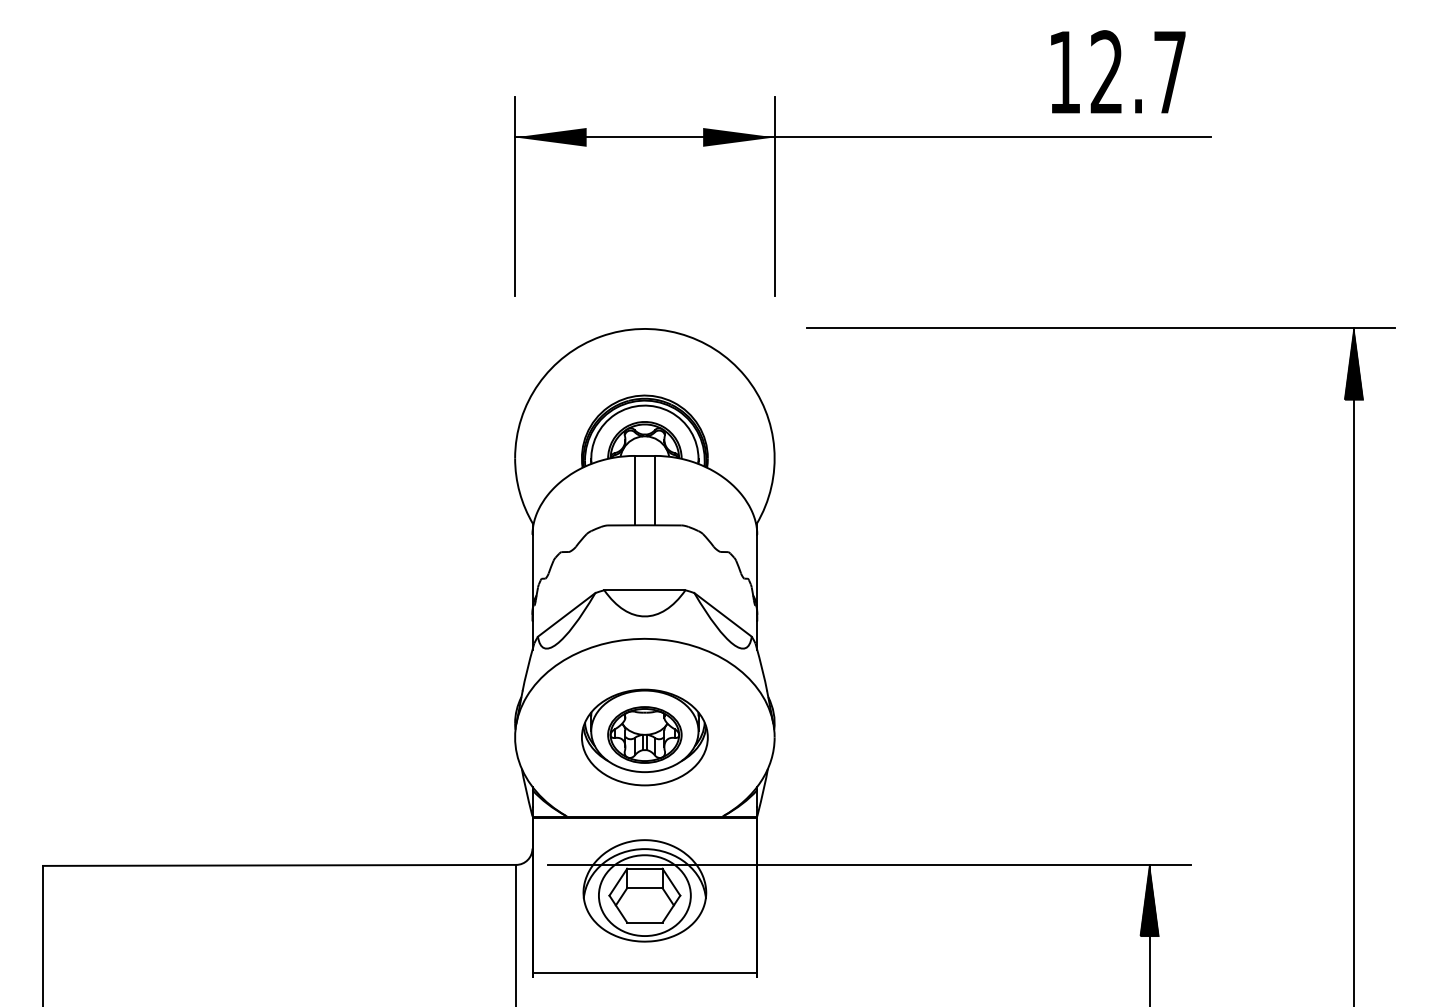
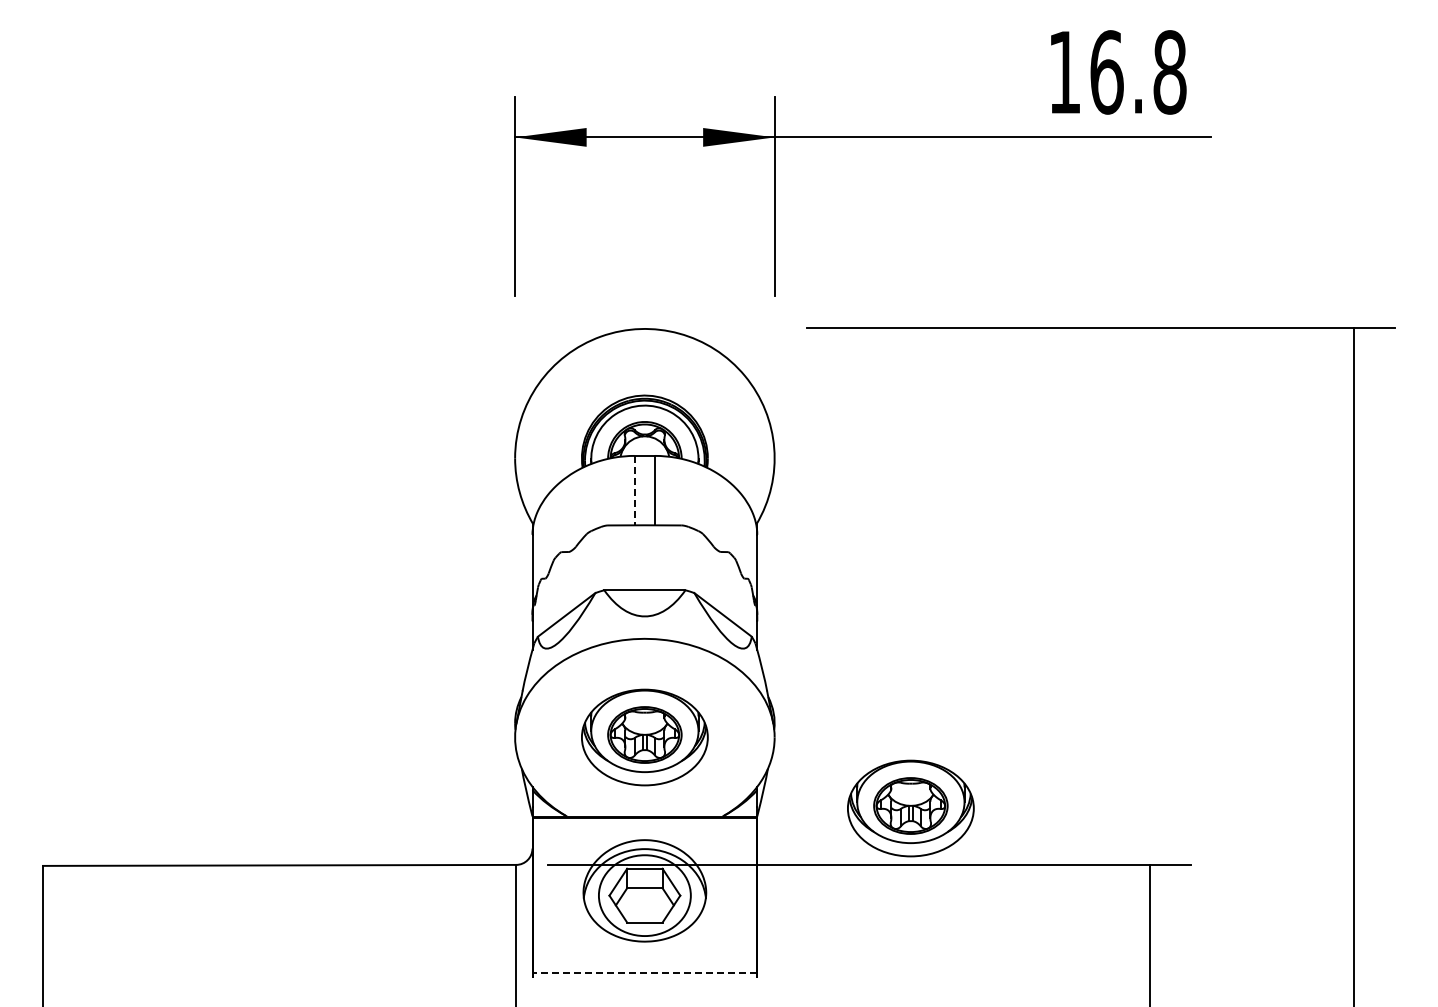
text: 12.7 -> 16.8 (1138, 72)
hatch: present -> none (1353, 364)
line: solid -> dashed (634, 490)
part: none -> present (910, 808)
hatch: present -> none (1149, 900)
line: solid -> dashed (644, 972)
